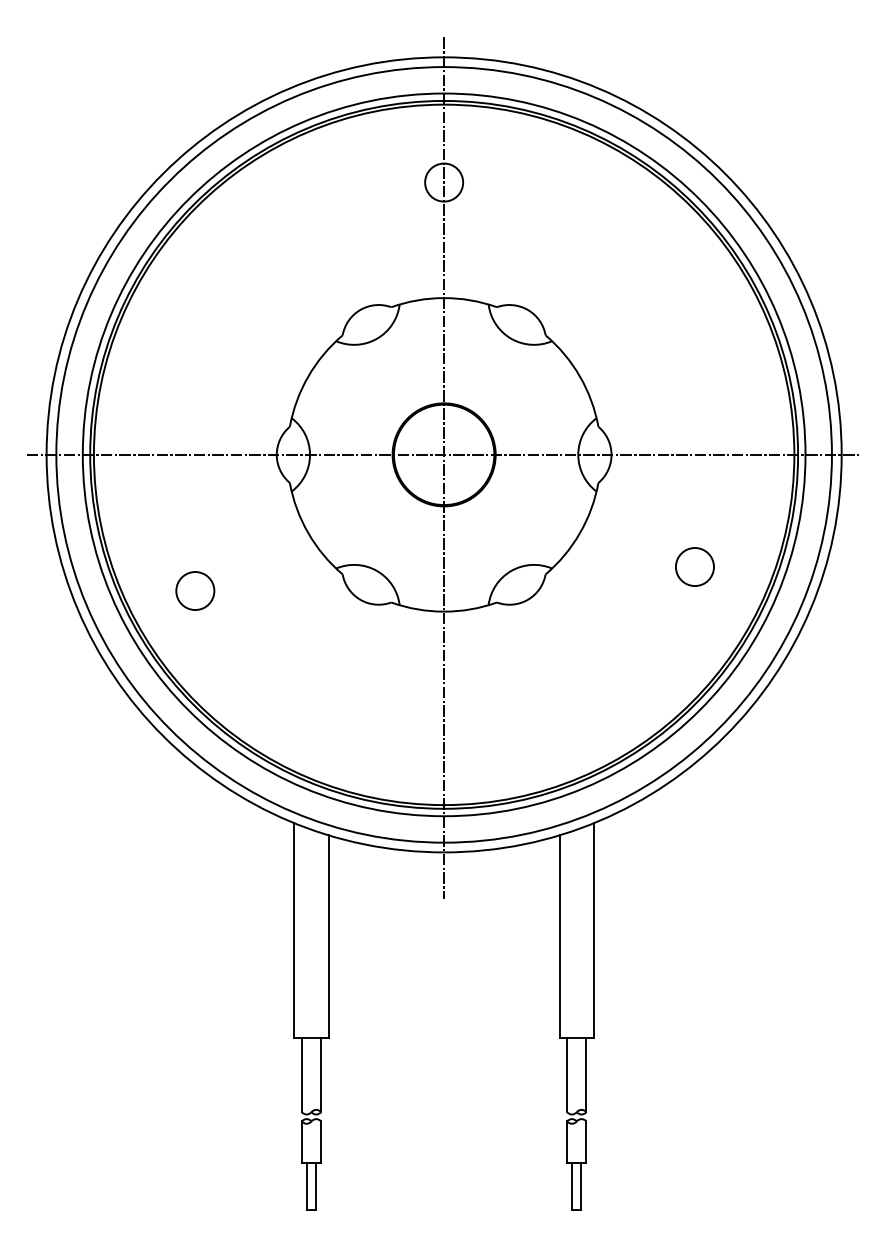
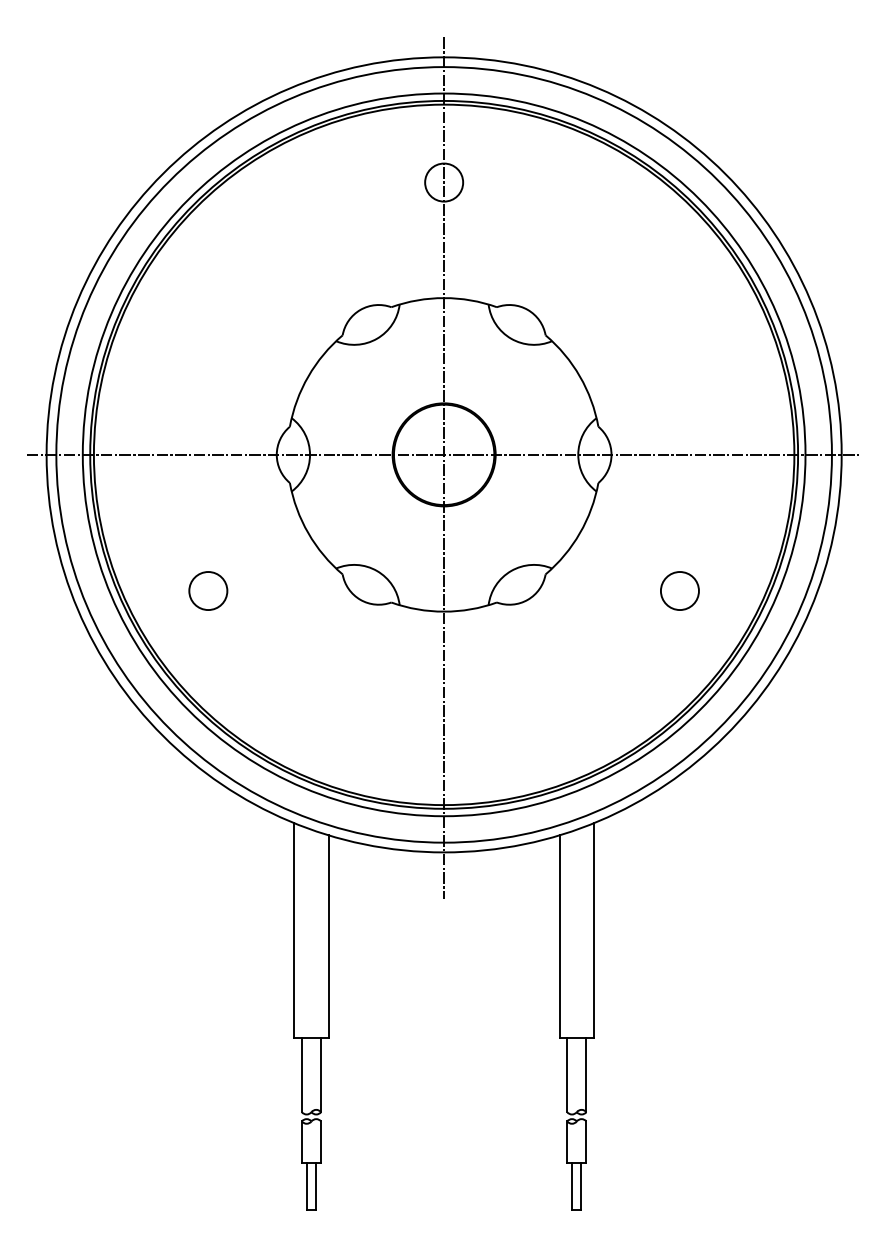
circle position: (694, 566) -> (679, 590) (679, 590)
circle position: (195, 590) -> (208, 590) (208, 590)
